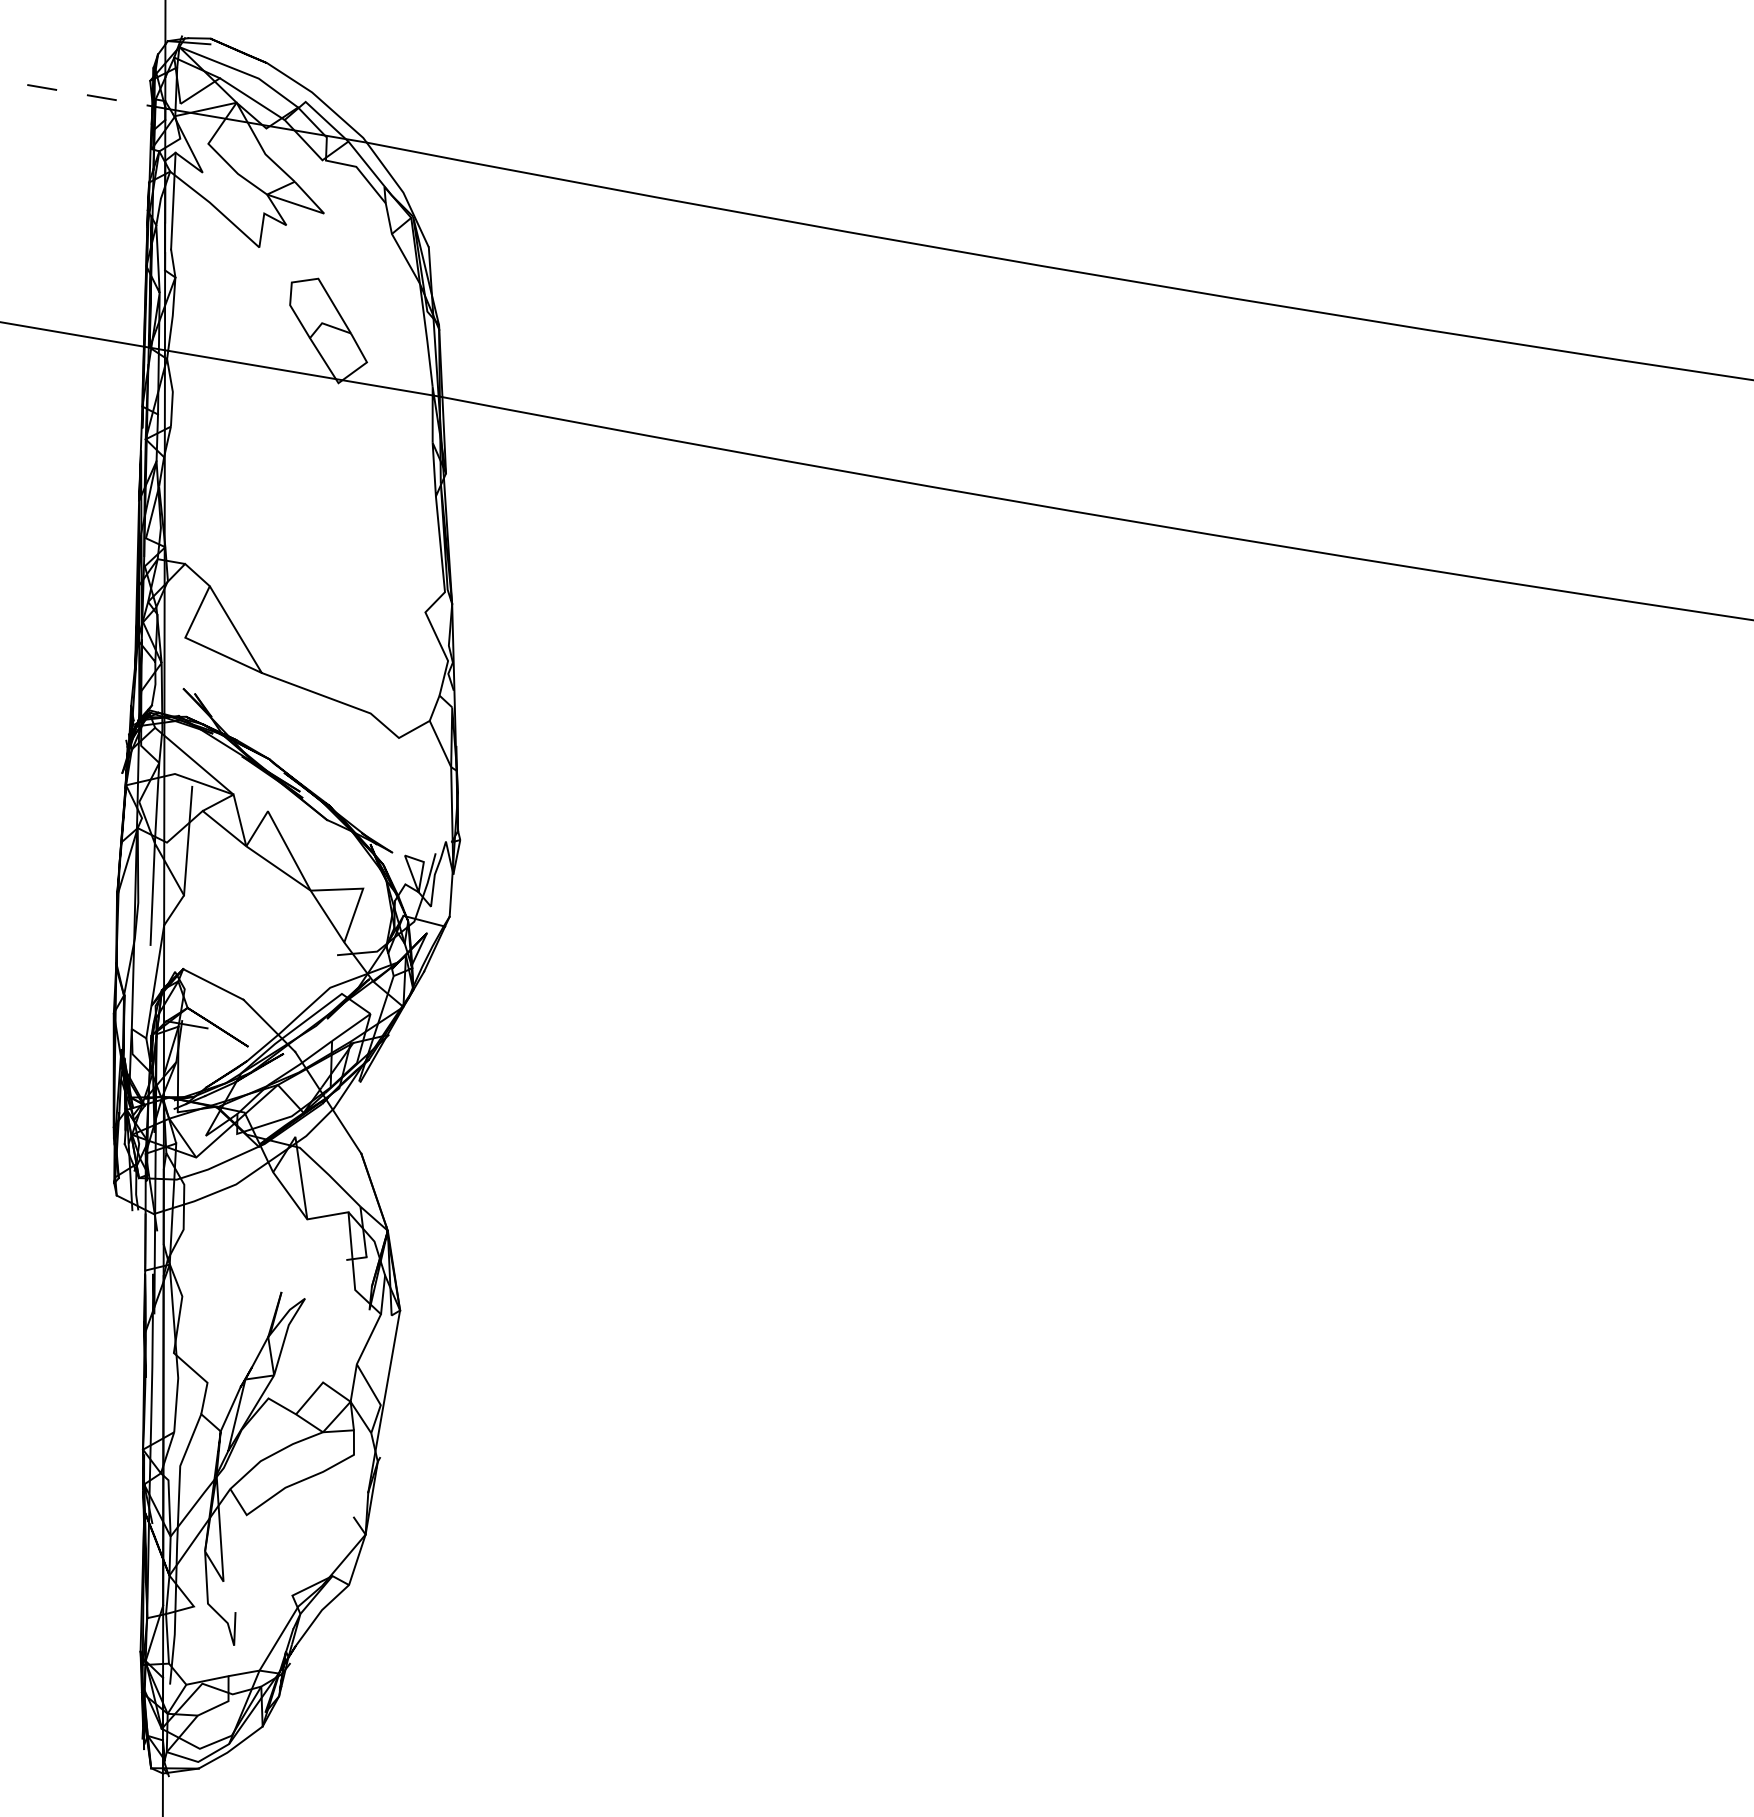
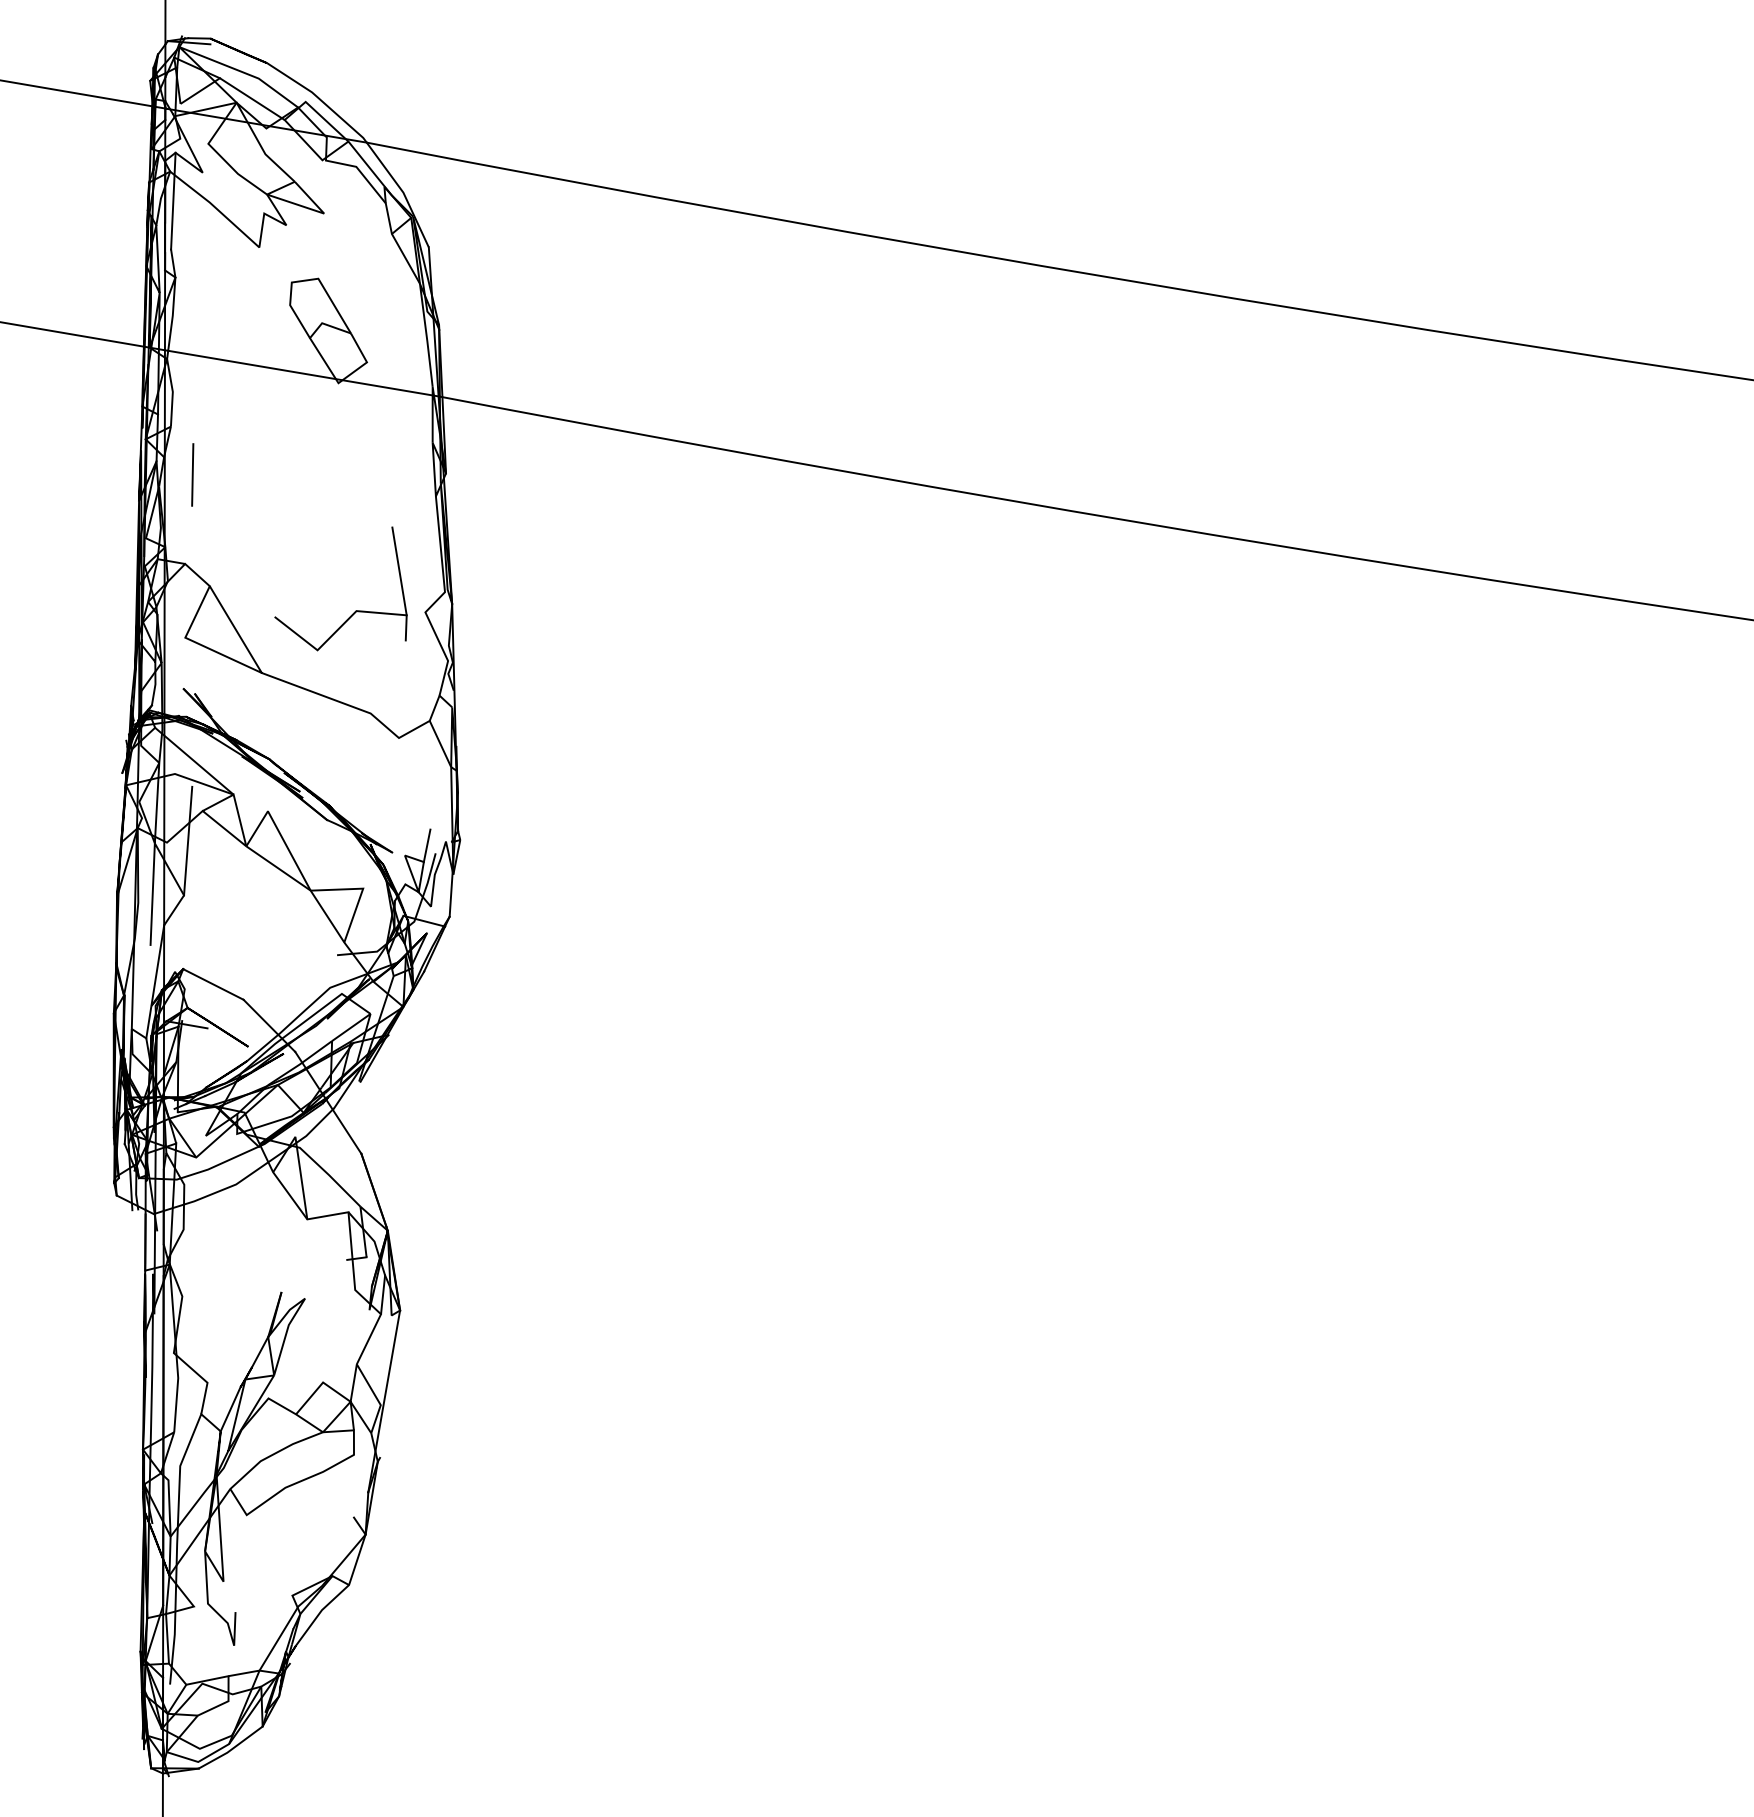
line: dashed -> solid (83, 94)
line: none -> present (192, 474)
part: none -> present (355, 610)
line: none -> present (426, 845)
